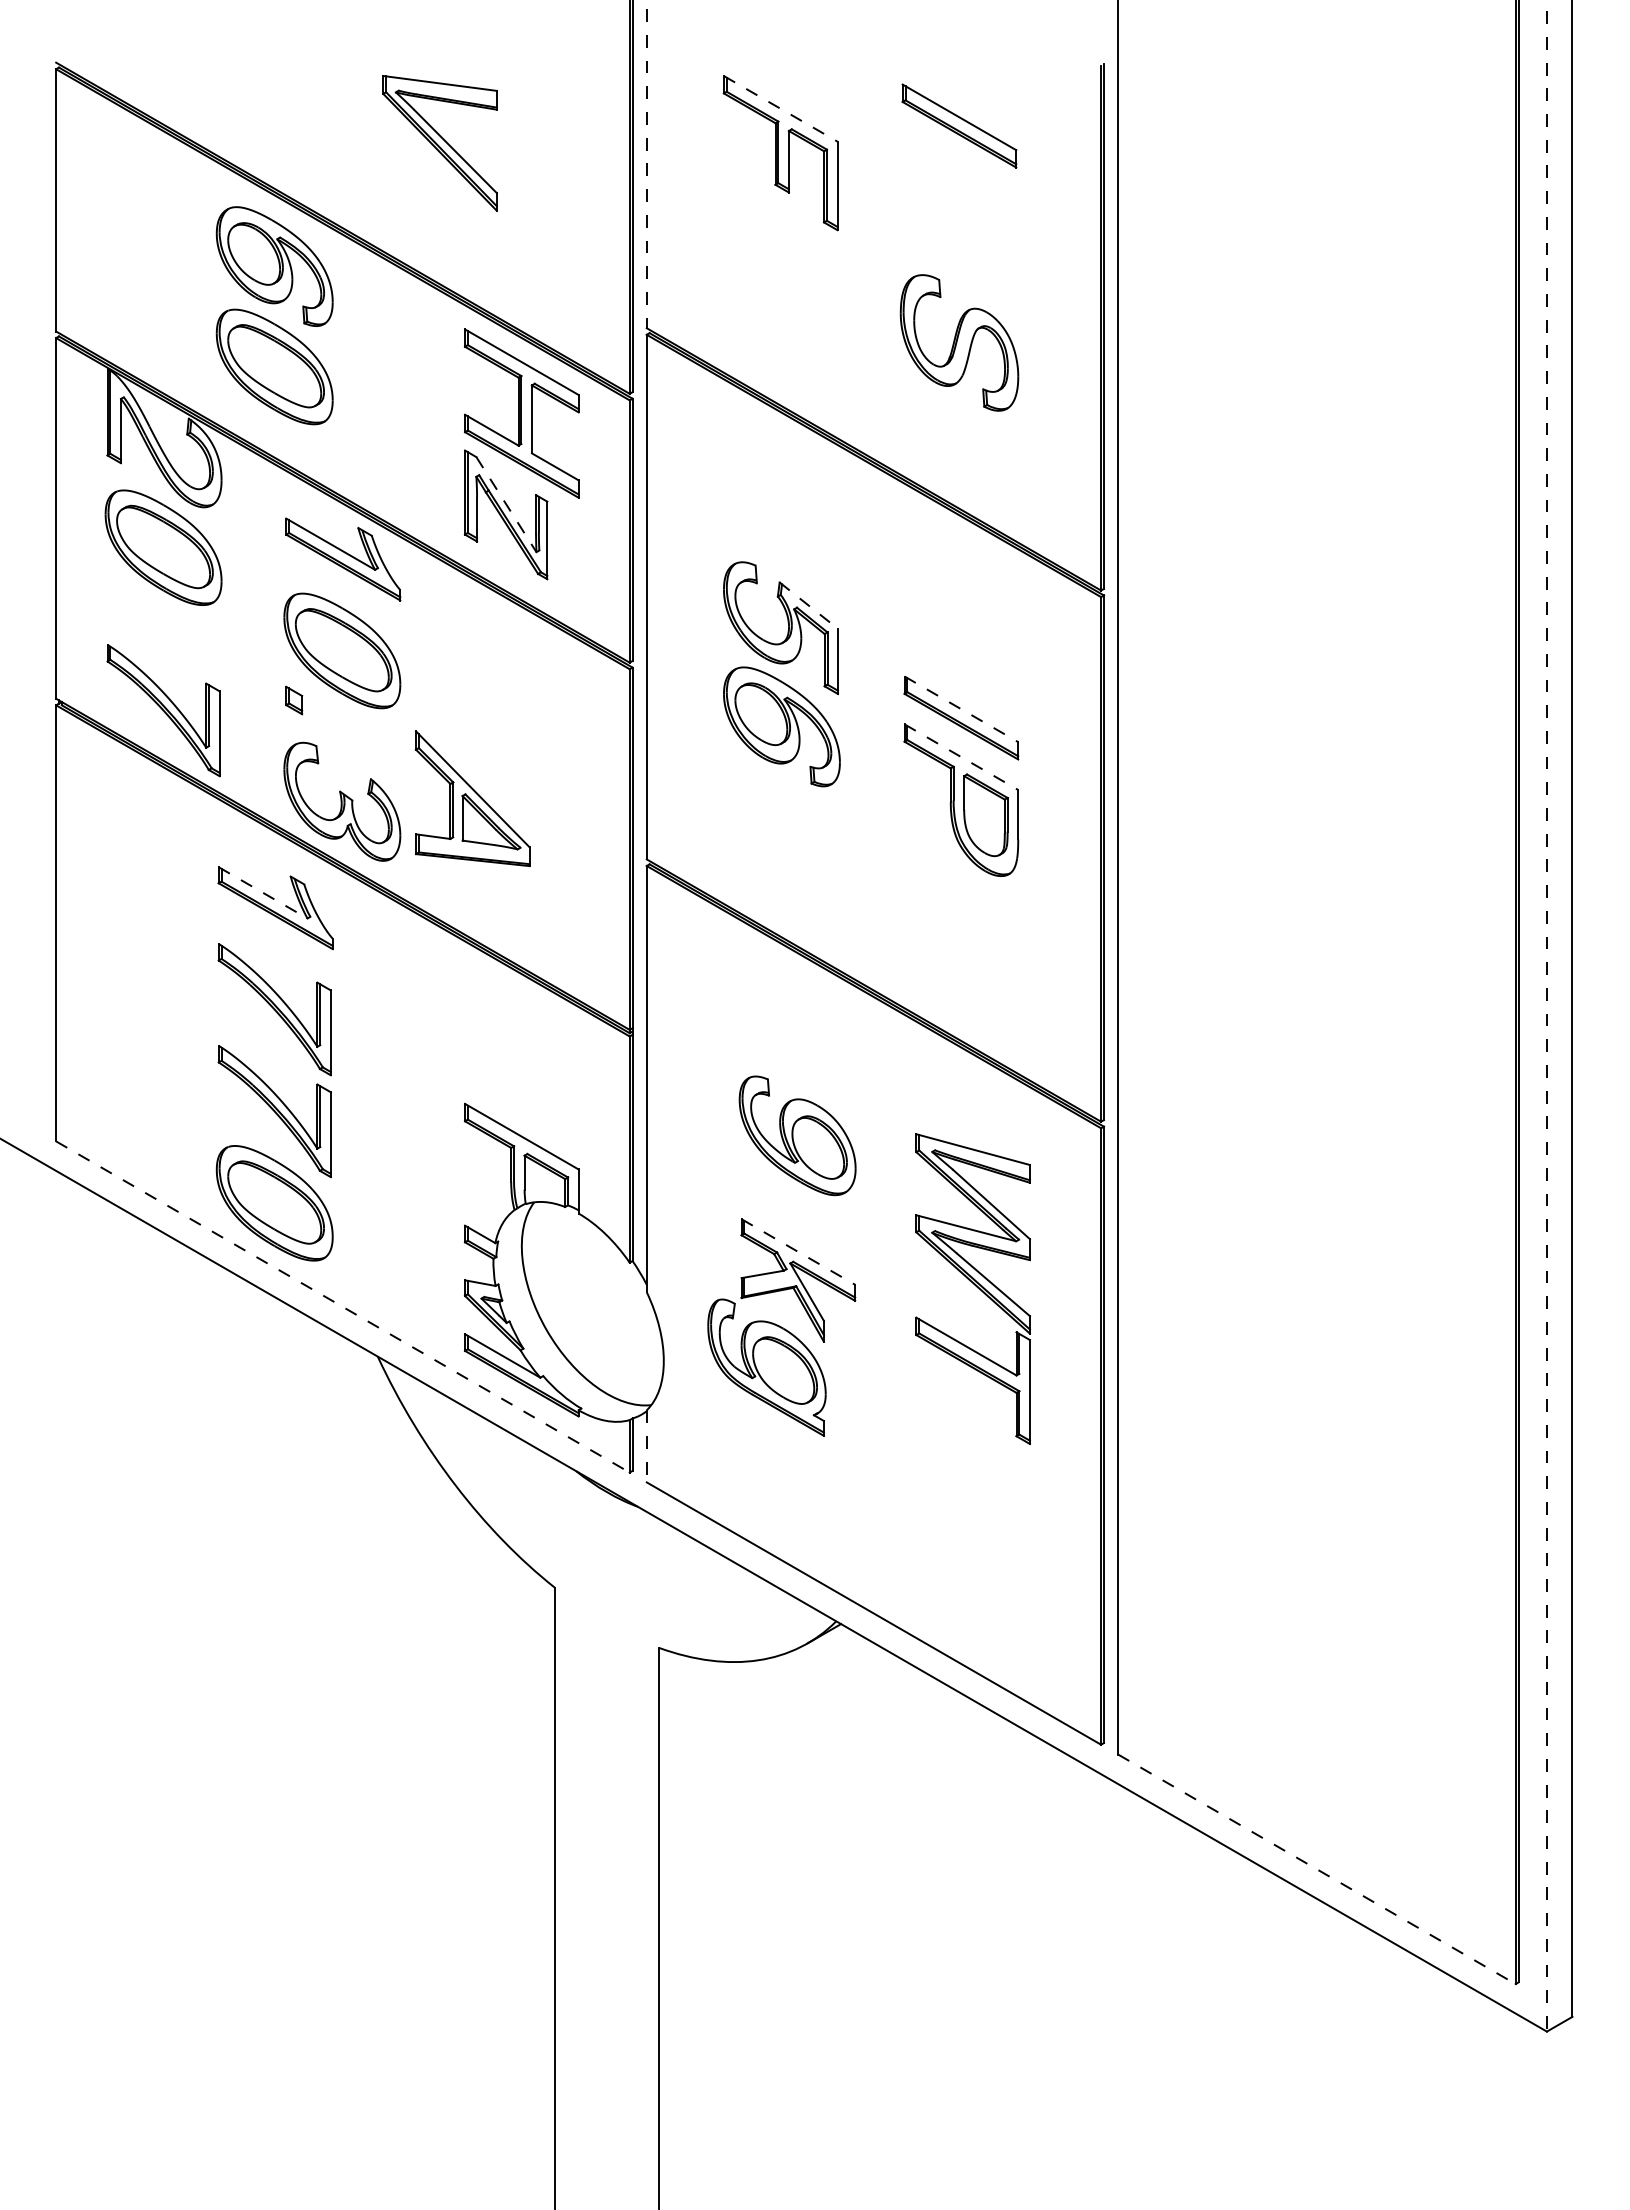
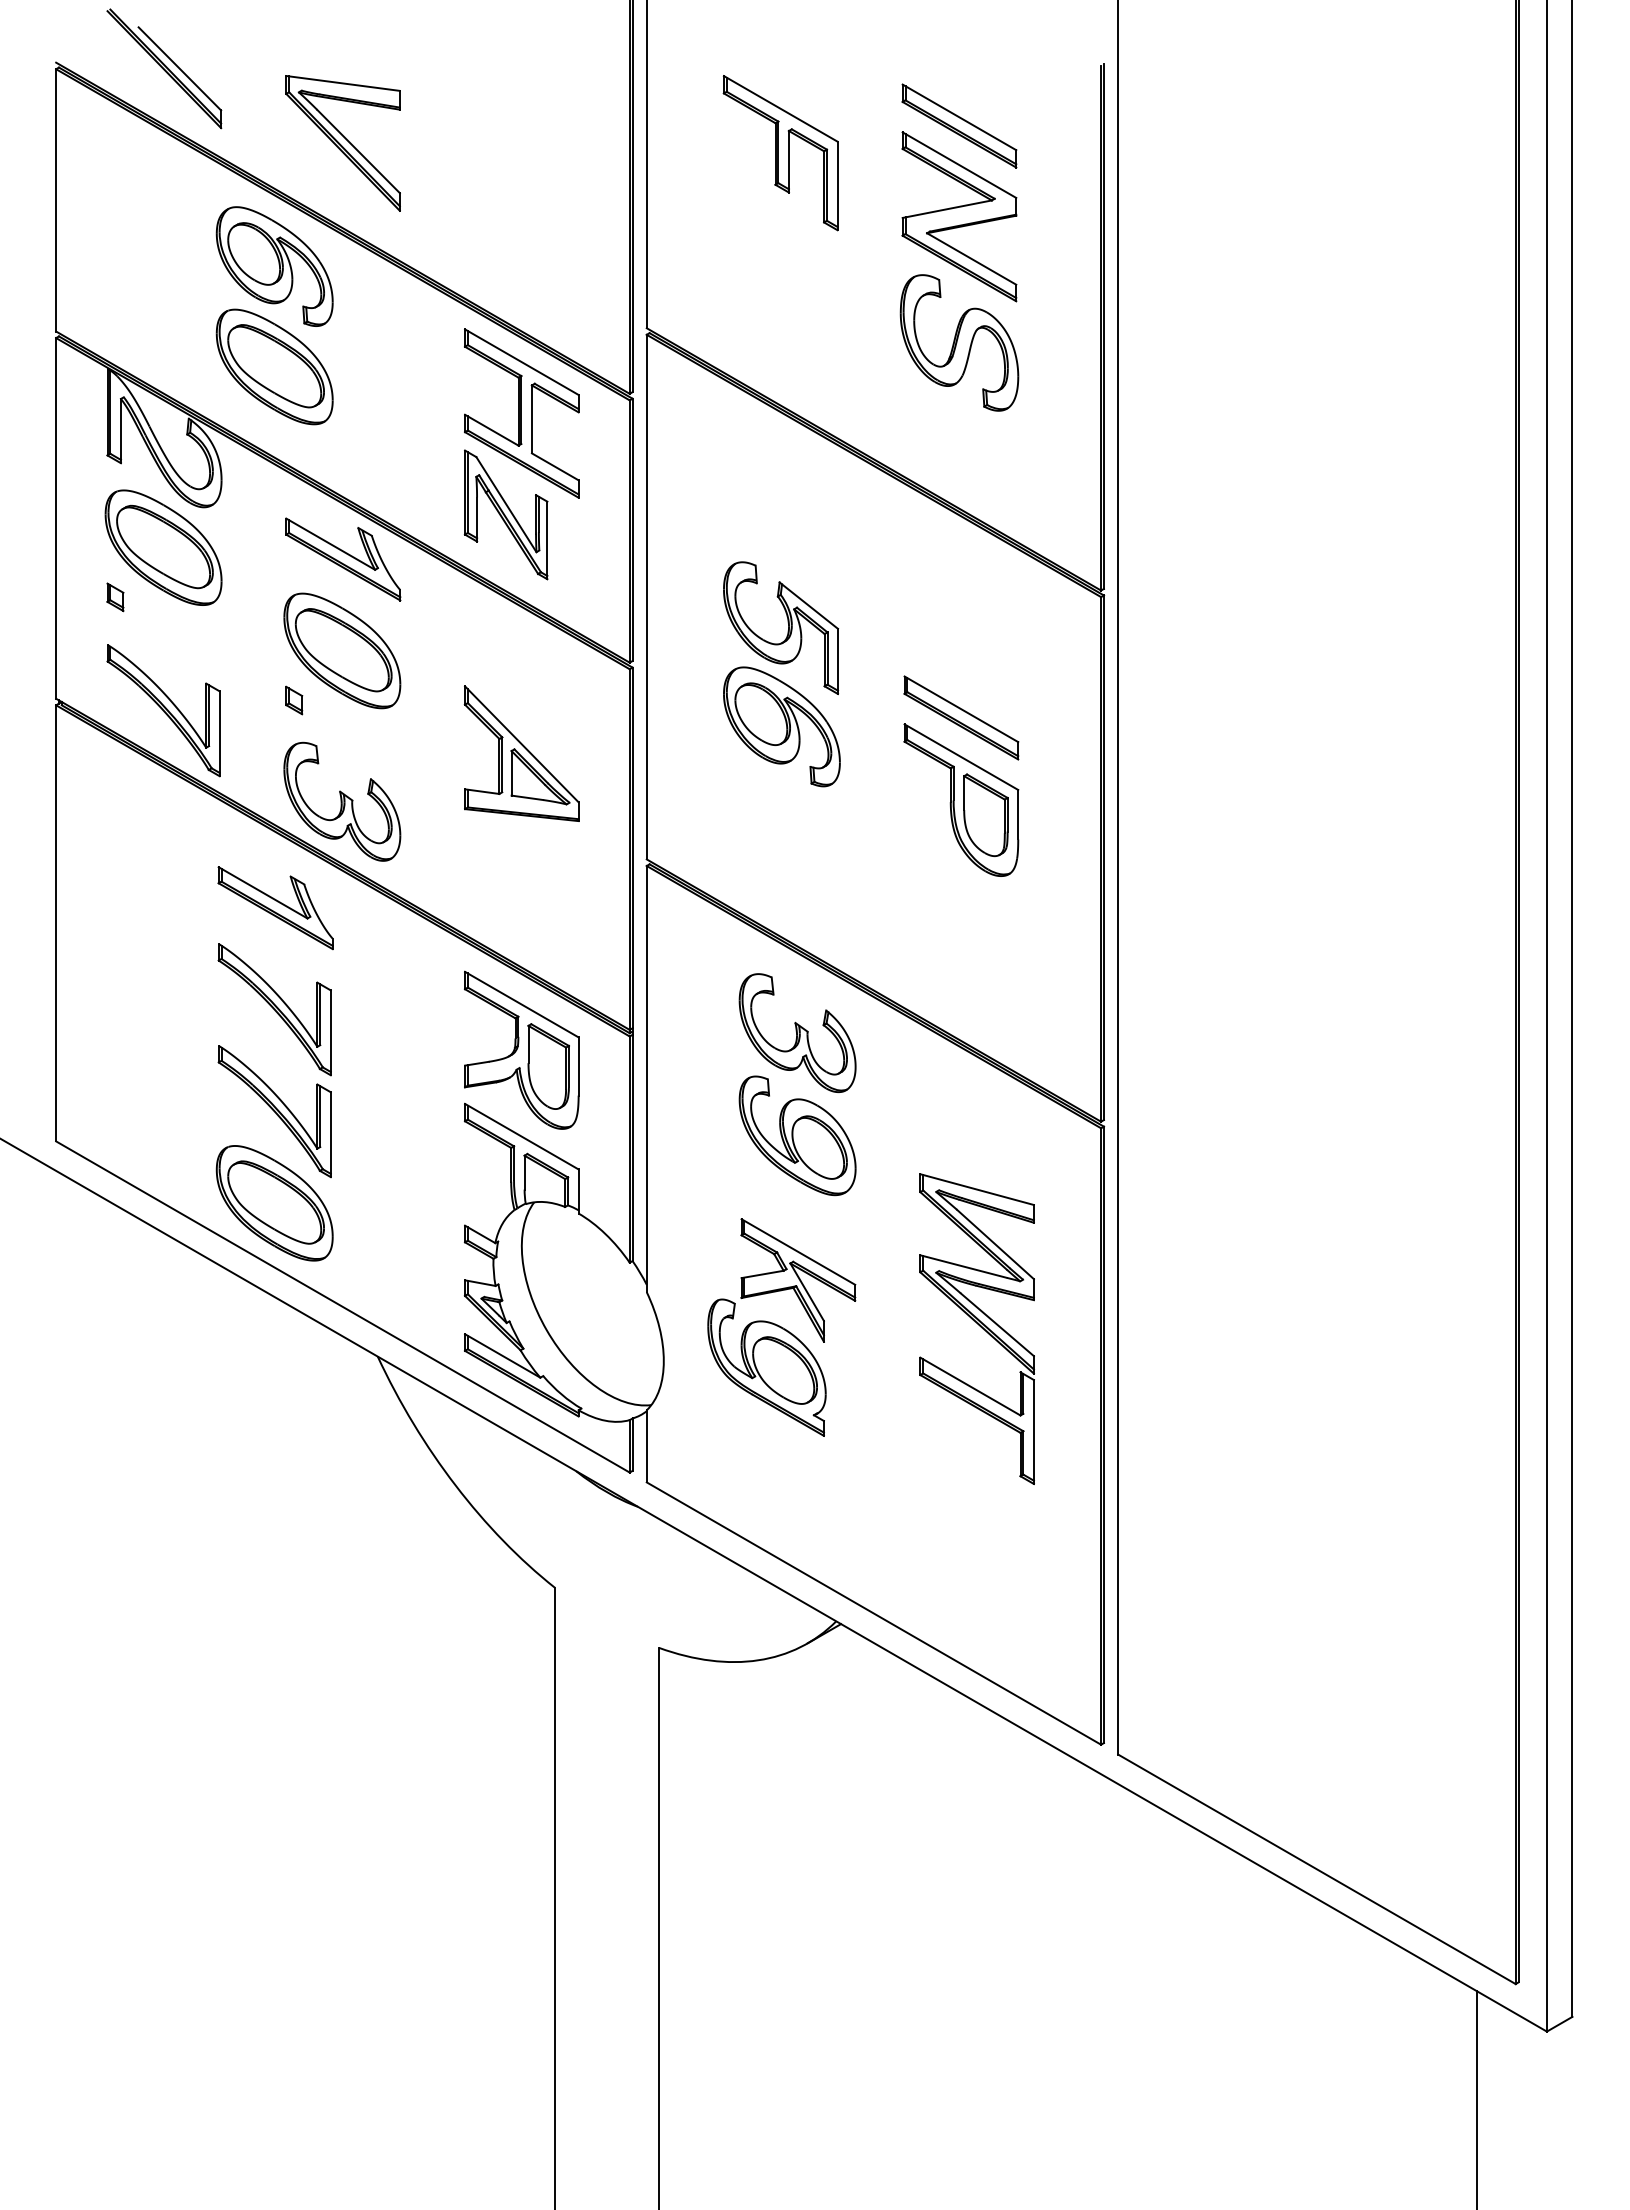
part: none -> present (164, 68)
line: dashed -> solid (780, 108)
part position: (439, 143) -> (342, 143) (342, 143)
line: dashed -> solid (646, 164)
part: none -> present (959, 216)
line: dashed -> solid (506, 505)
part: none -> present (115, 597)
line: dashed -> solid (809, 605)
line: dashed -> solid (961, 709)
line: dashed -> solid (961, 757)
part position: (472, 798) -> (521, 753) (521, 753)
line: dashed -> solid (263, 893)
line: dashed -> solid (1546, 1016)
part: none -> present (797, 1032)
part: none -> present (521, 1049)
line: dashed -> solid (798, 1252)
part position: (972, 1288) -> (976, 1328) (976, 1328)
line: dashed -> solid (343, 1307)
line: dashed -> solid (646, 1446)
line: dashed -> solid (1316, 1869)
line: none -> present (1476, 2098)
